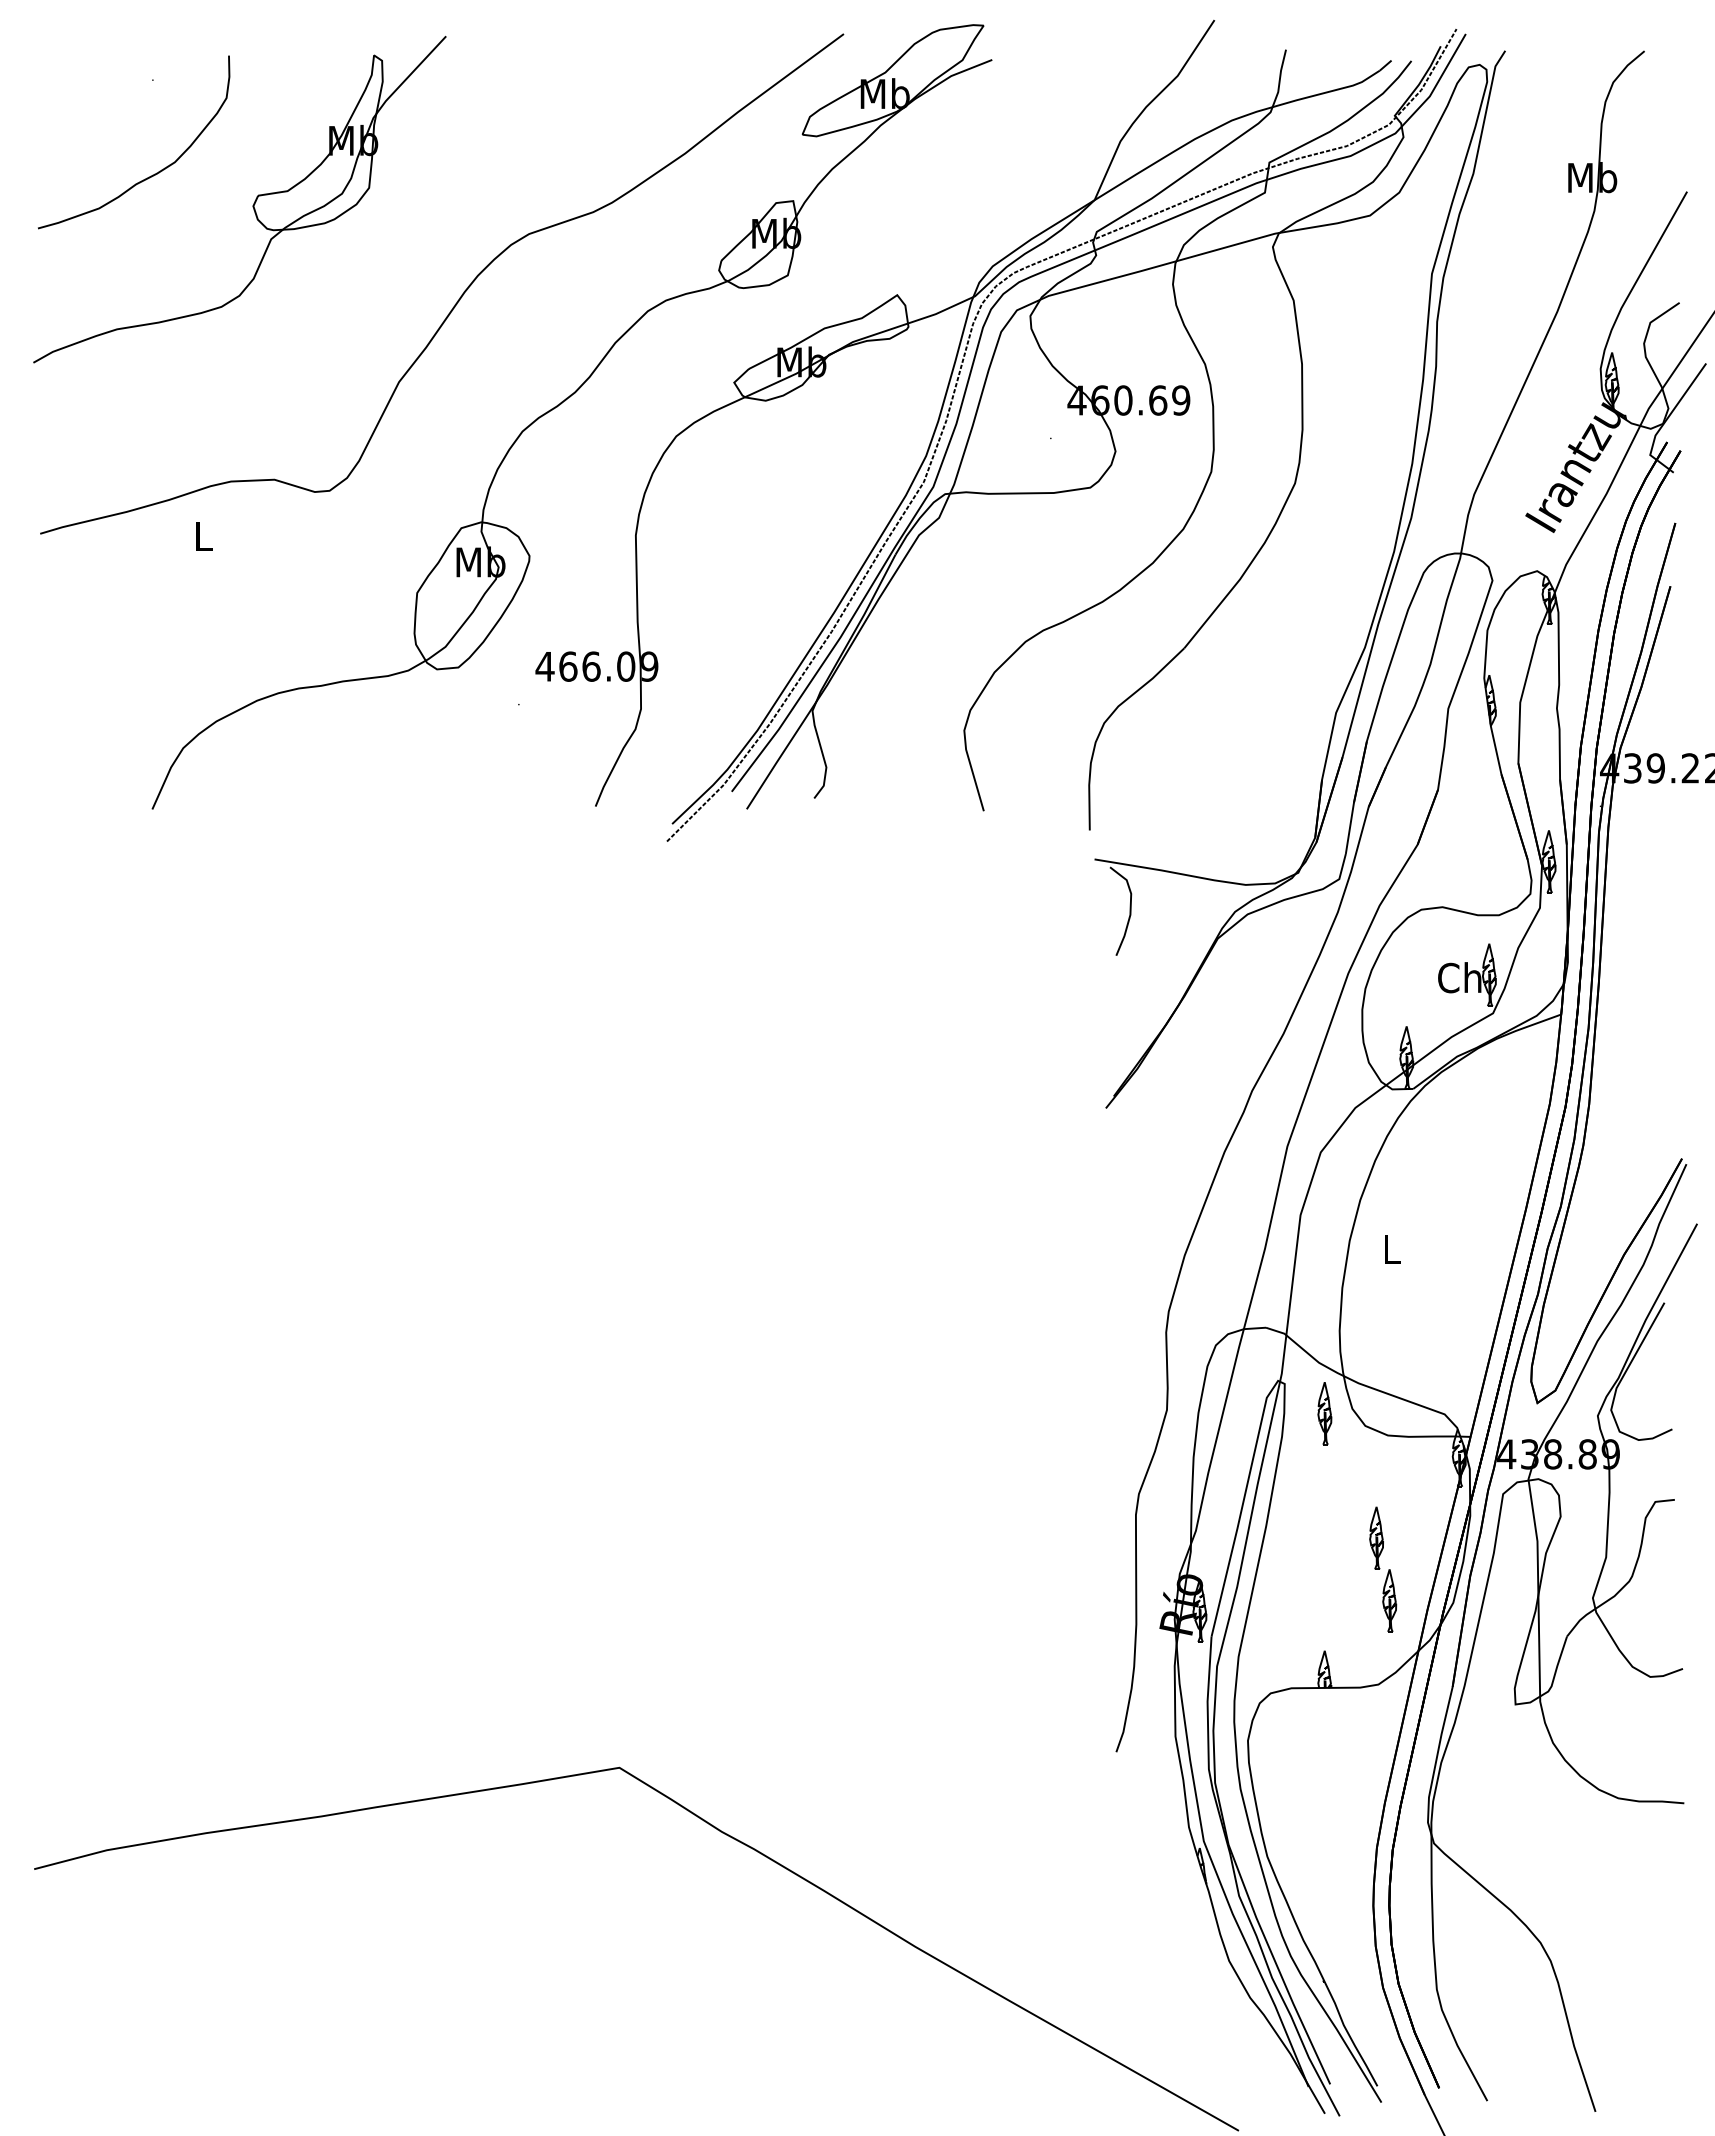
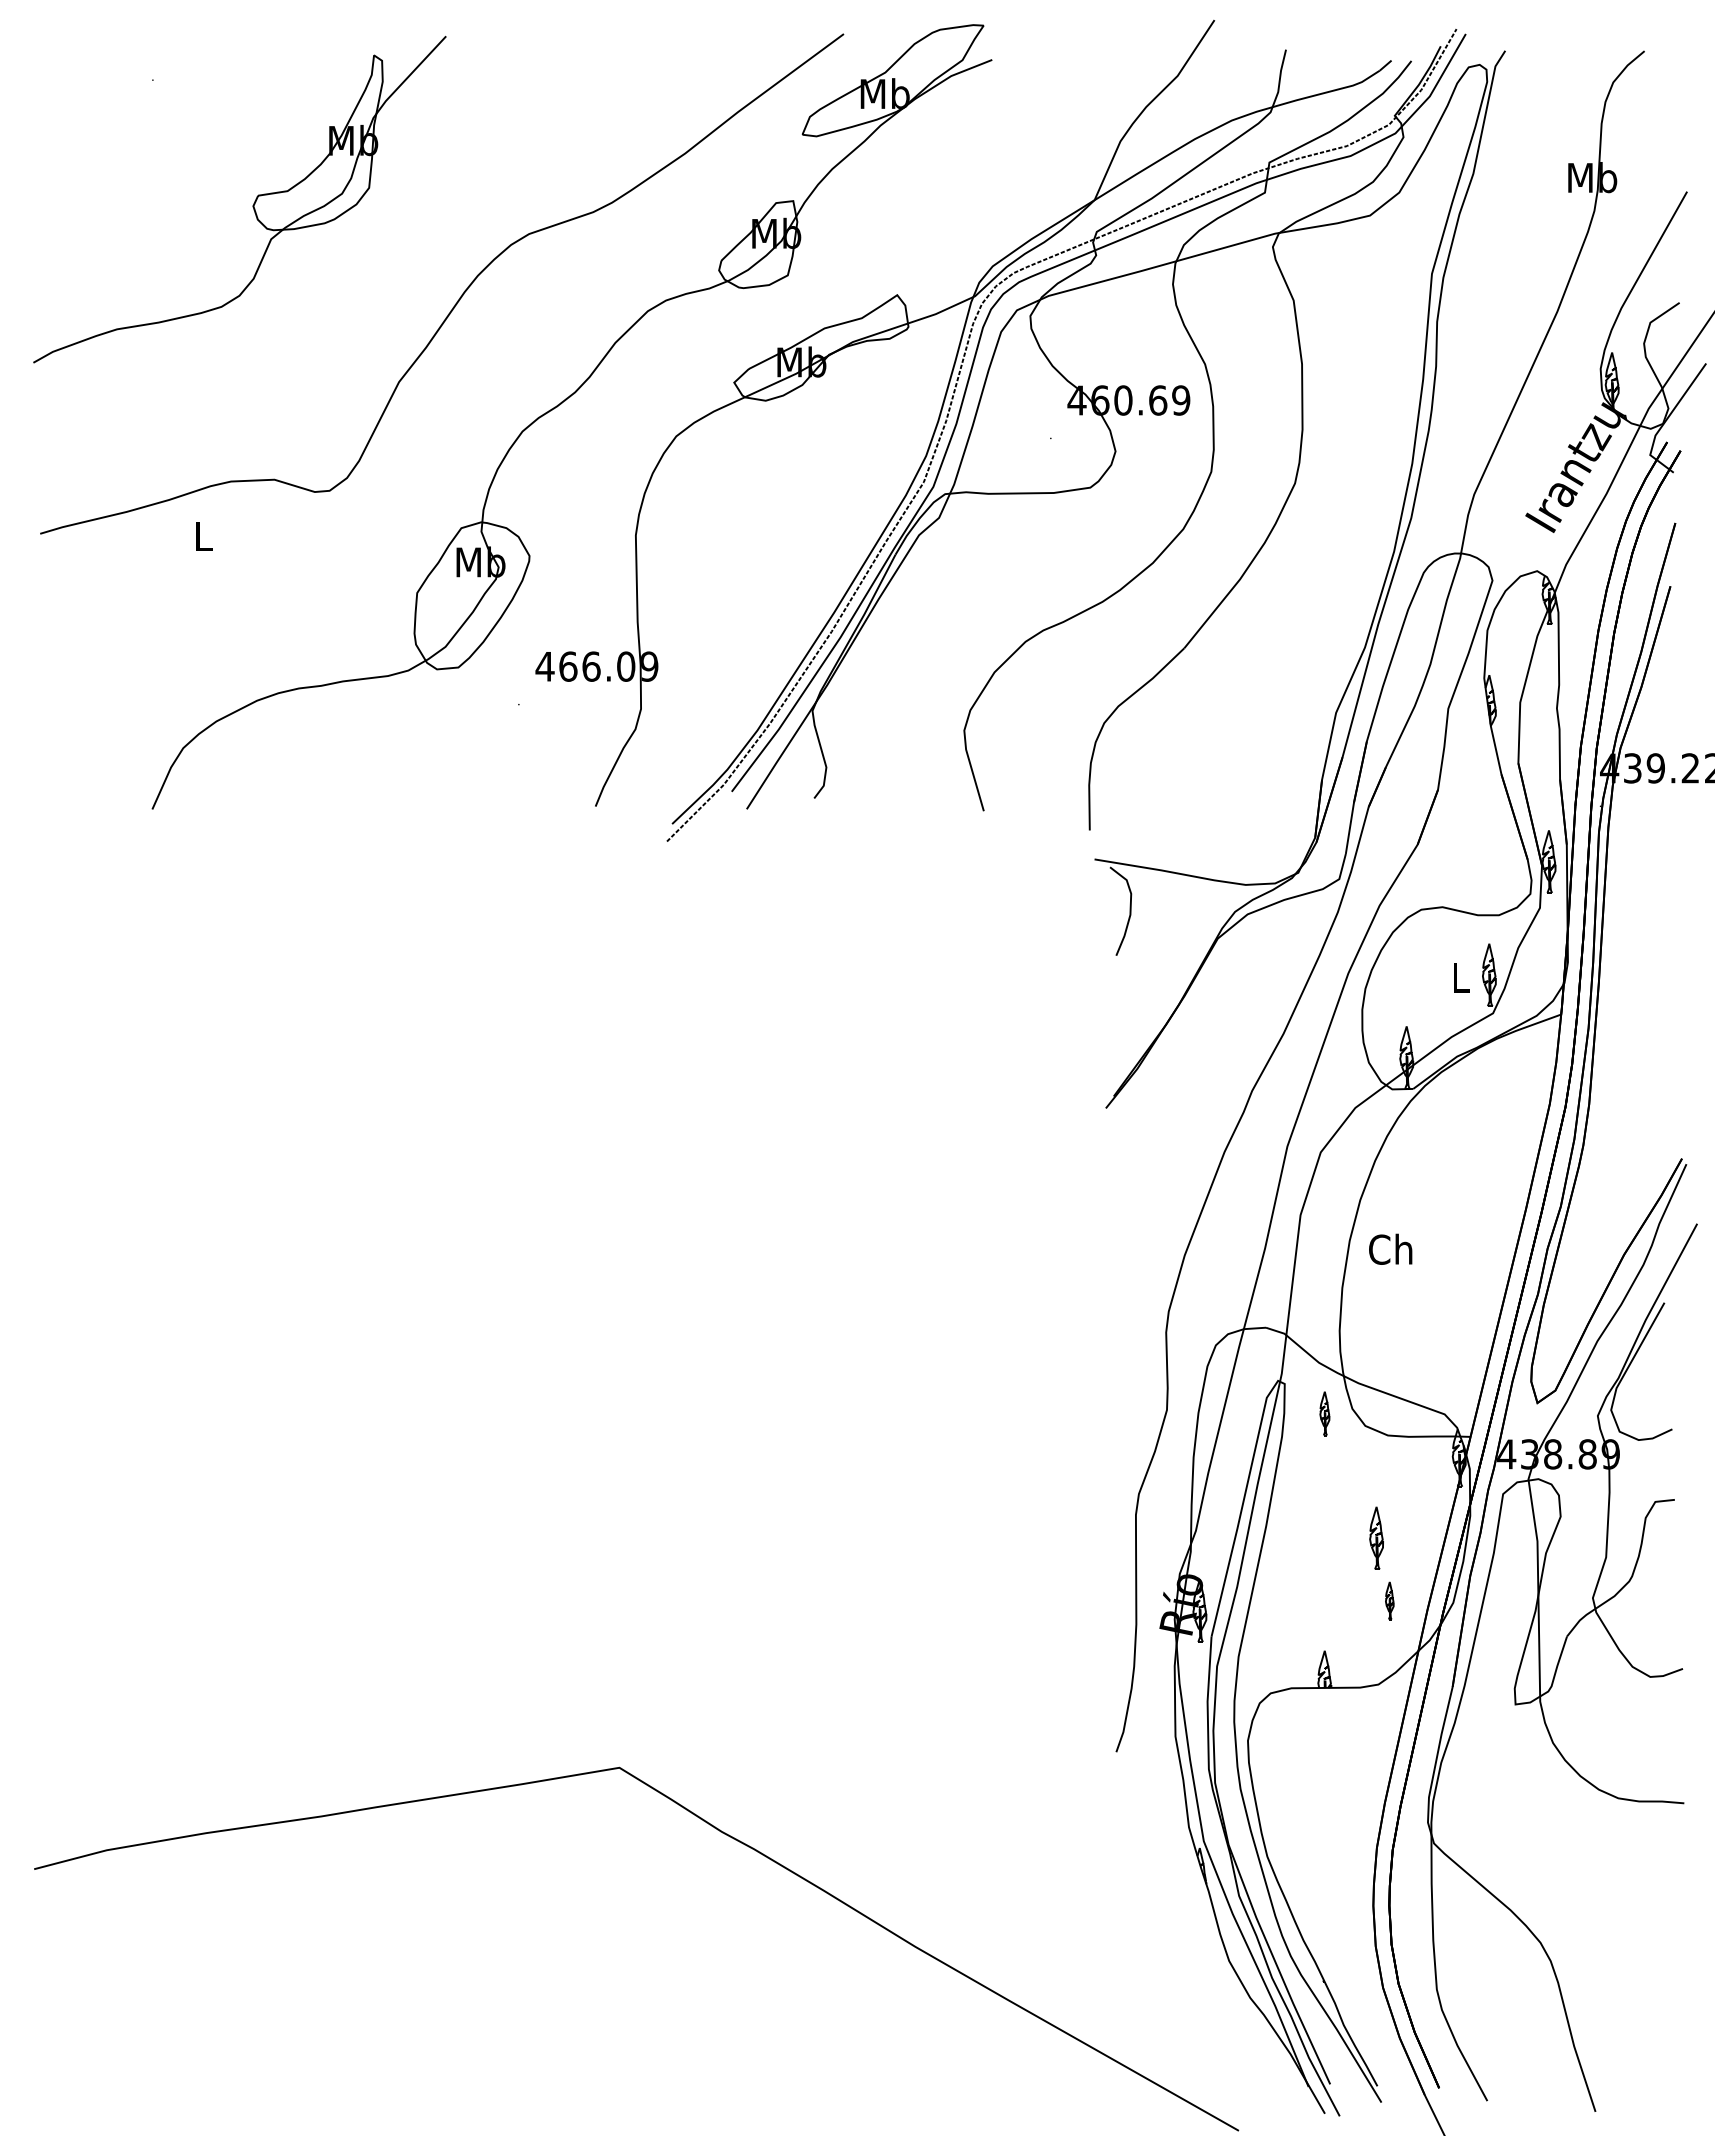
curve: present -> none (152, 174)
text: Ch -> L (1459, 977)
text: L -> Ch (1390, 1248)
part size: 16x64 px -> 12x46 px (1324, 1413)
part size: 16x64 px -> 10x40 px (1389, 1600)
